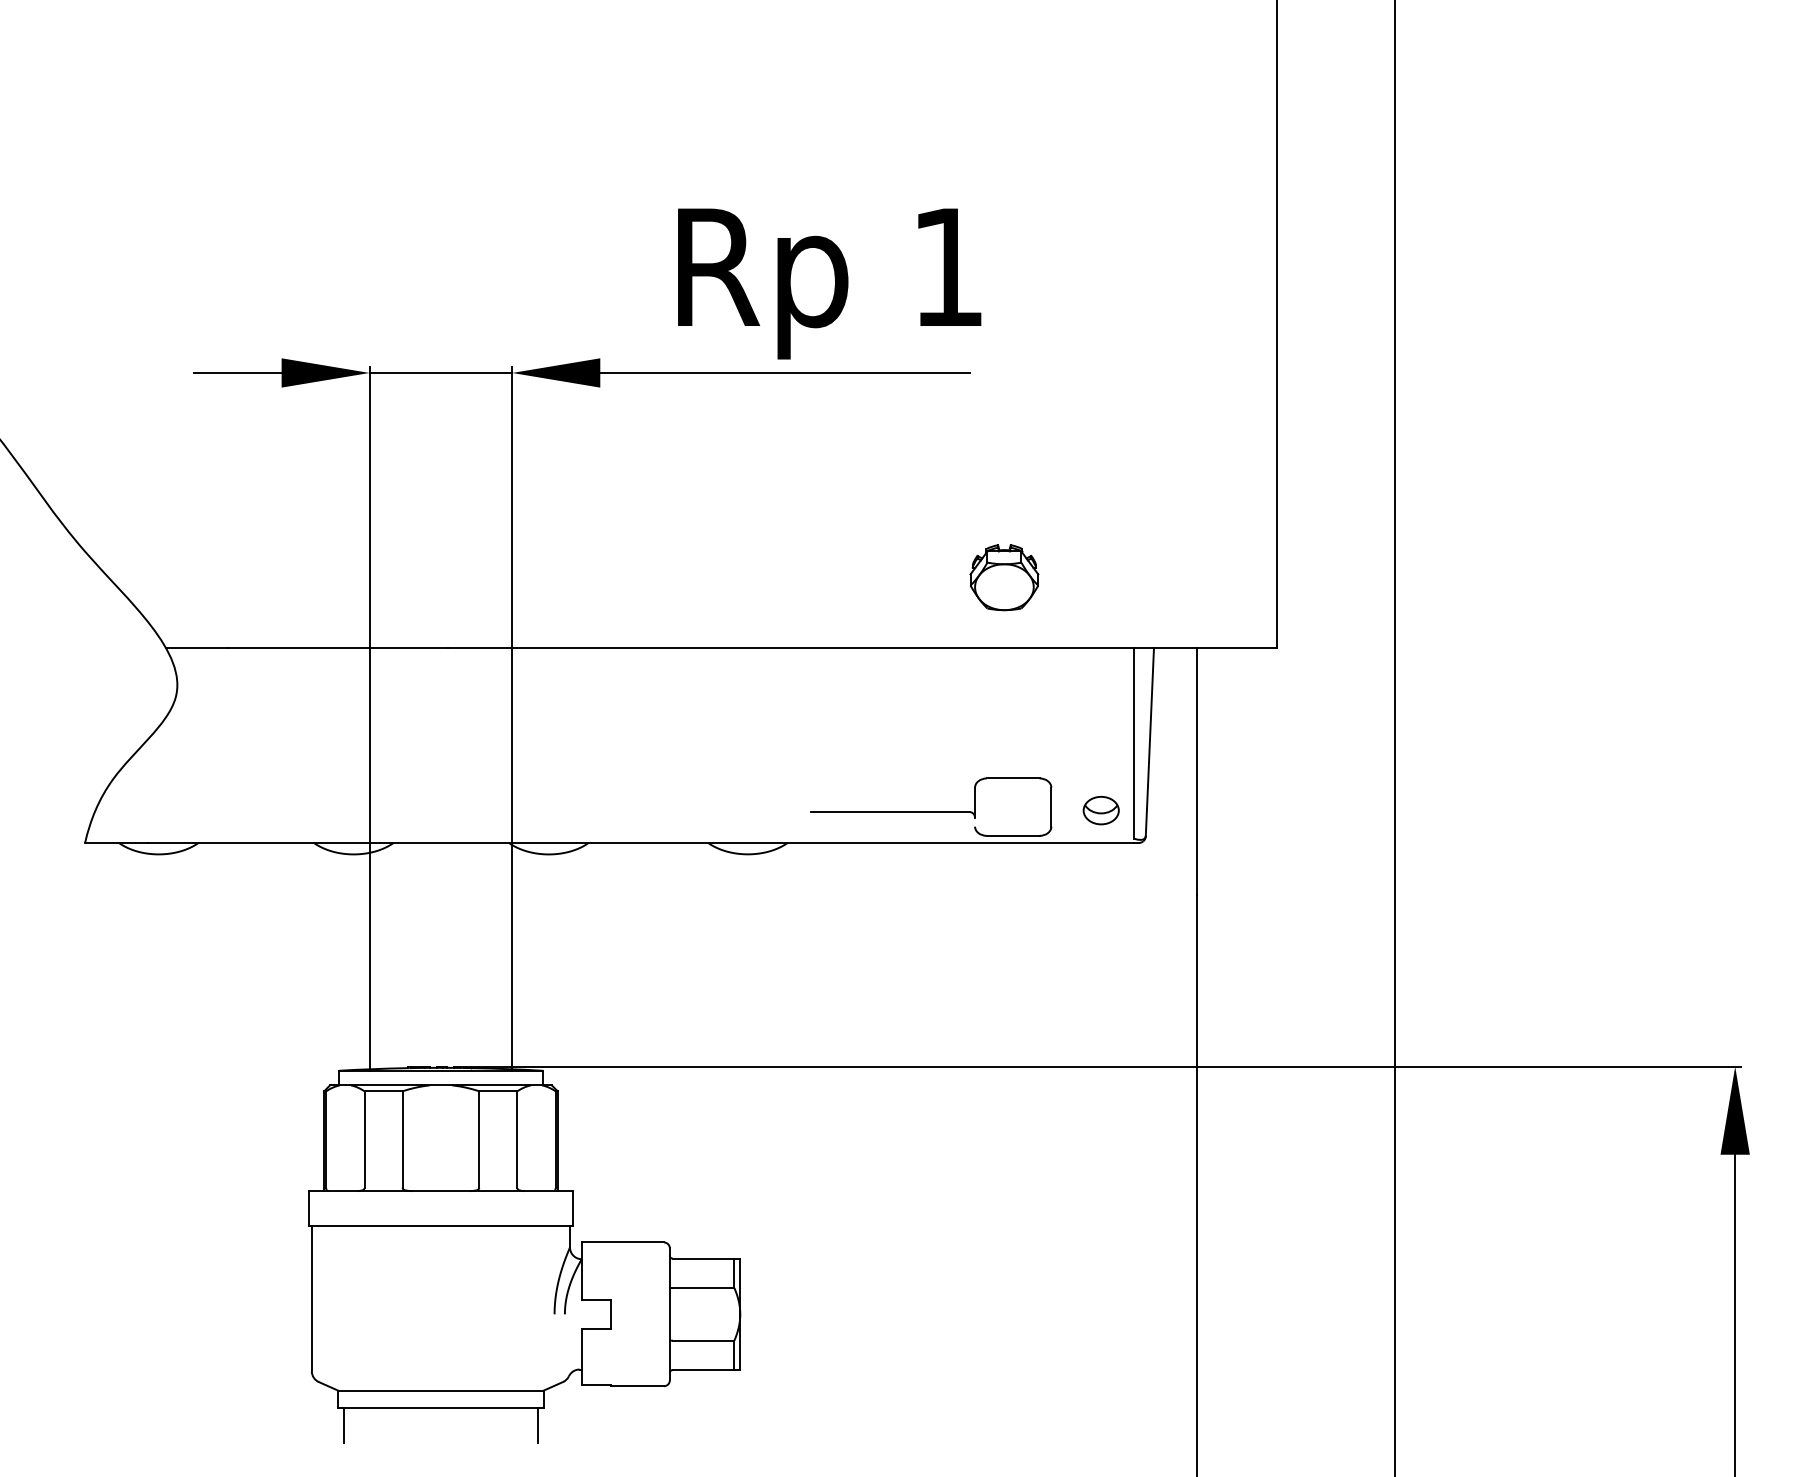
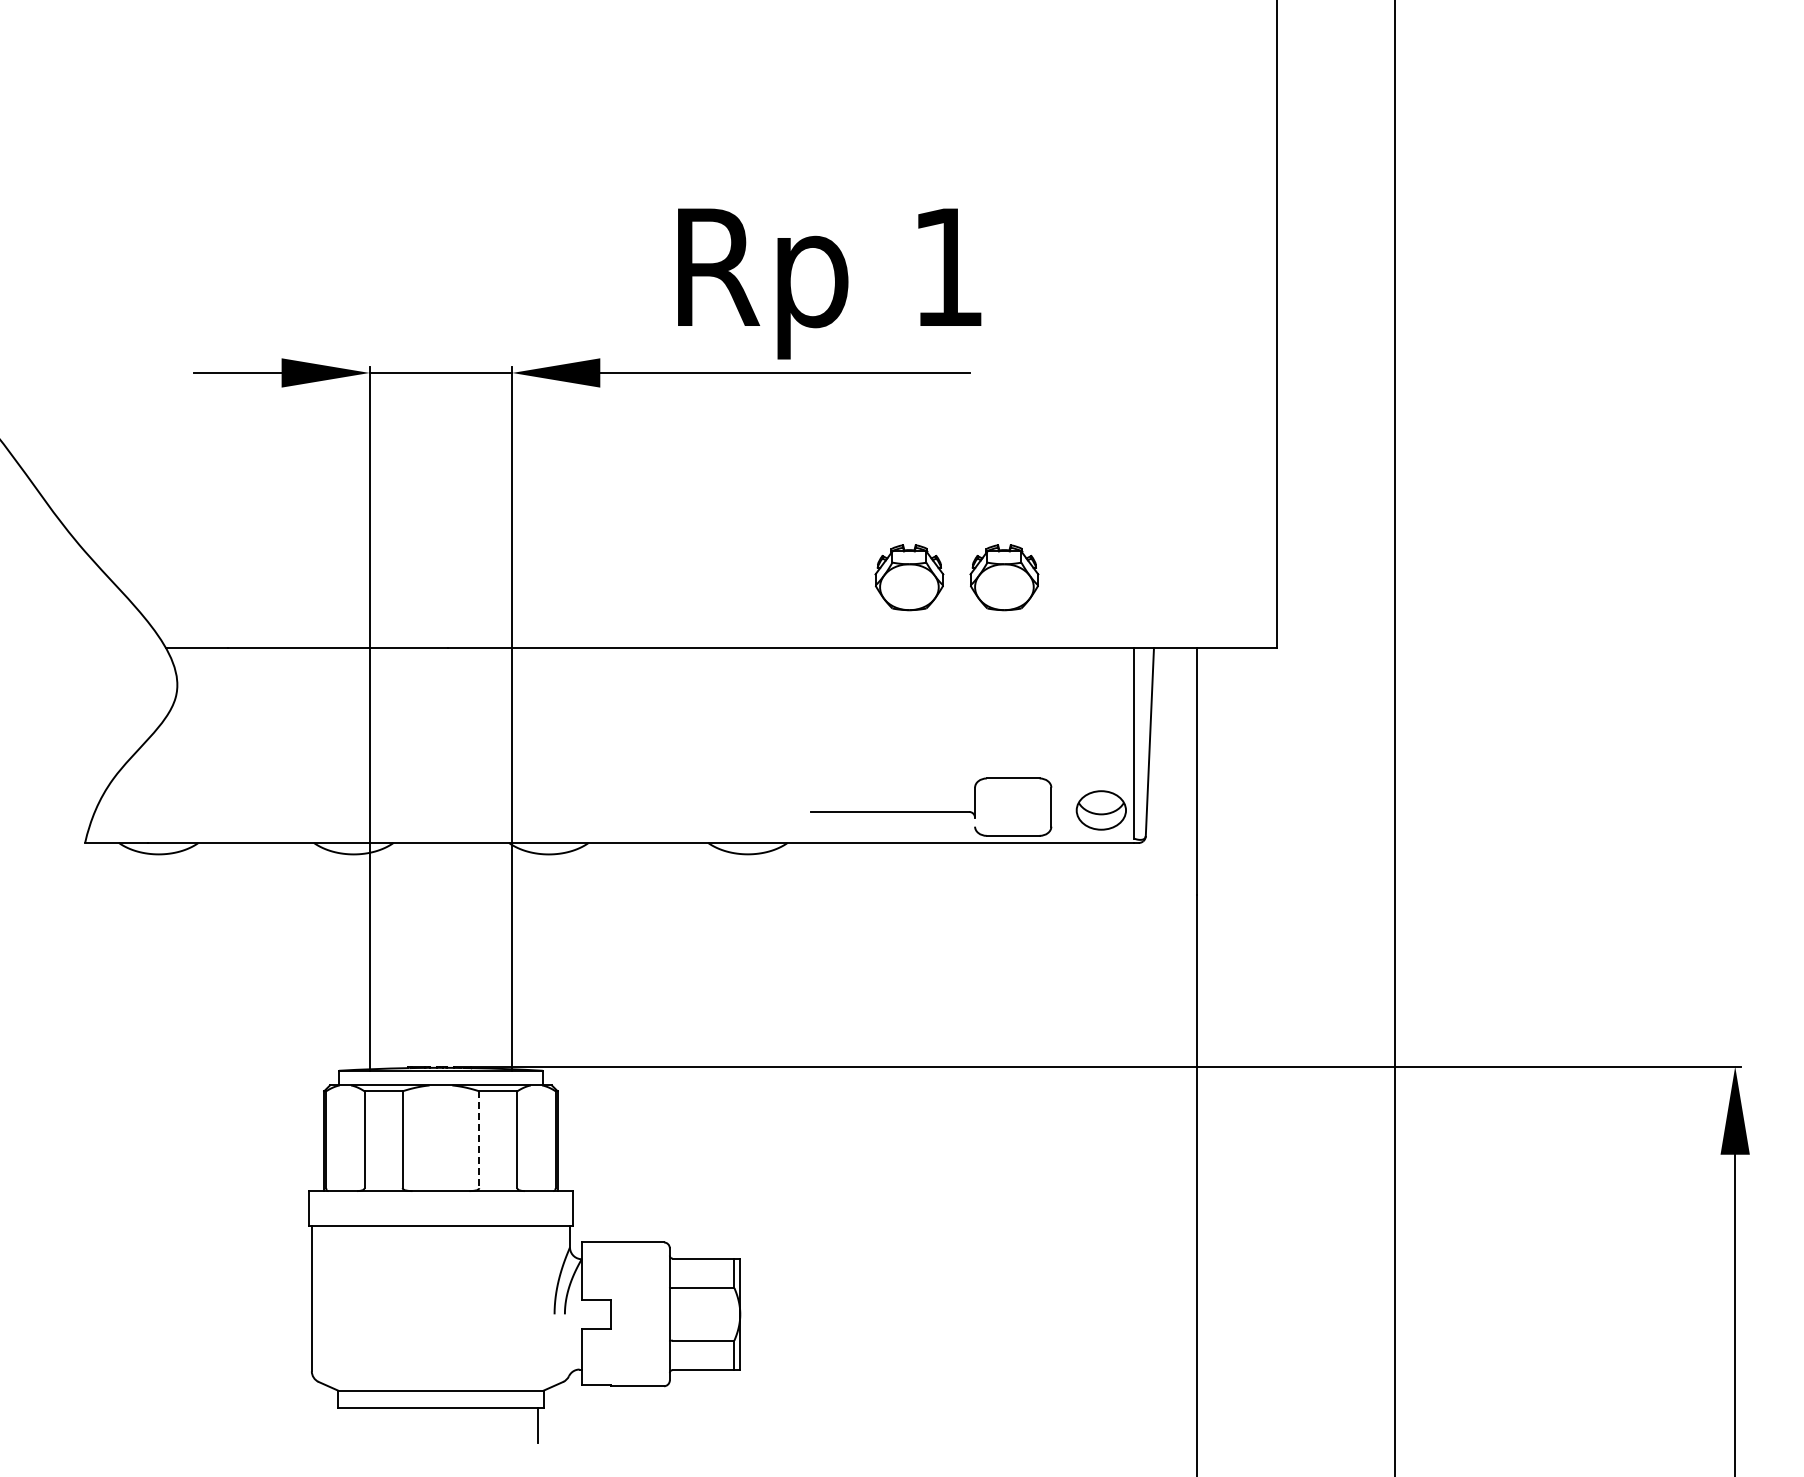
part: none -> present (909, 577)
part size: 38x30 px -> 52x41 px (1100, 810)
line: solid -> dashed (479, 1140)
line: present -> none (343, 1425)
